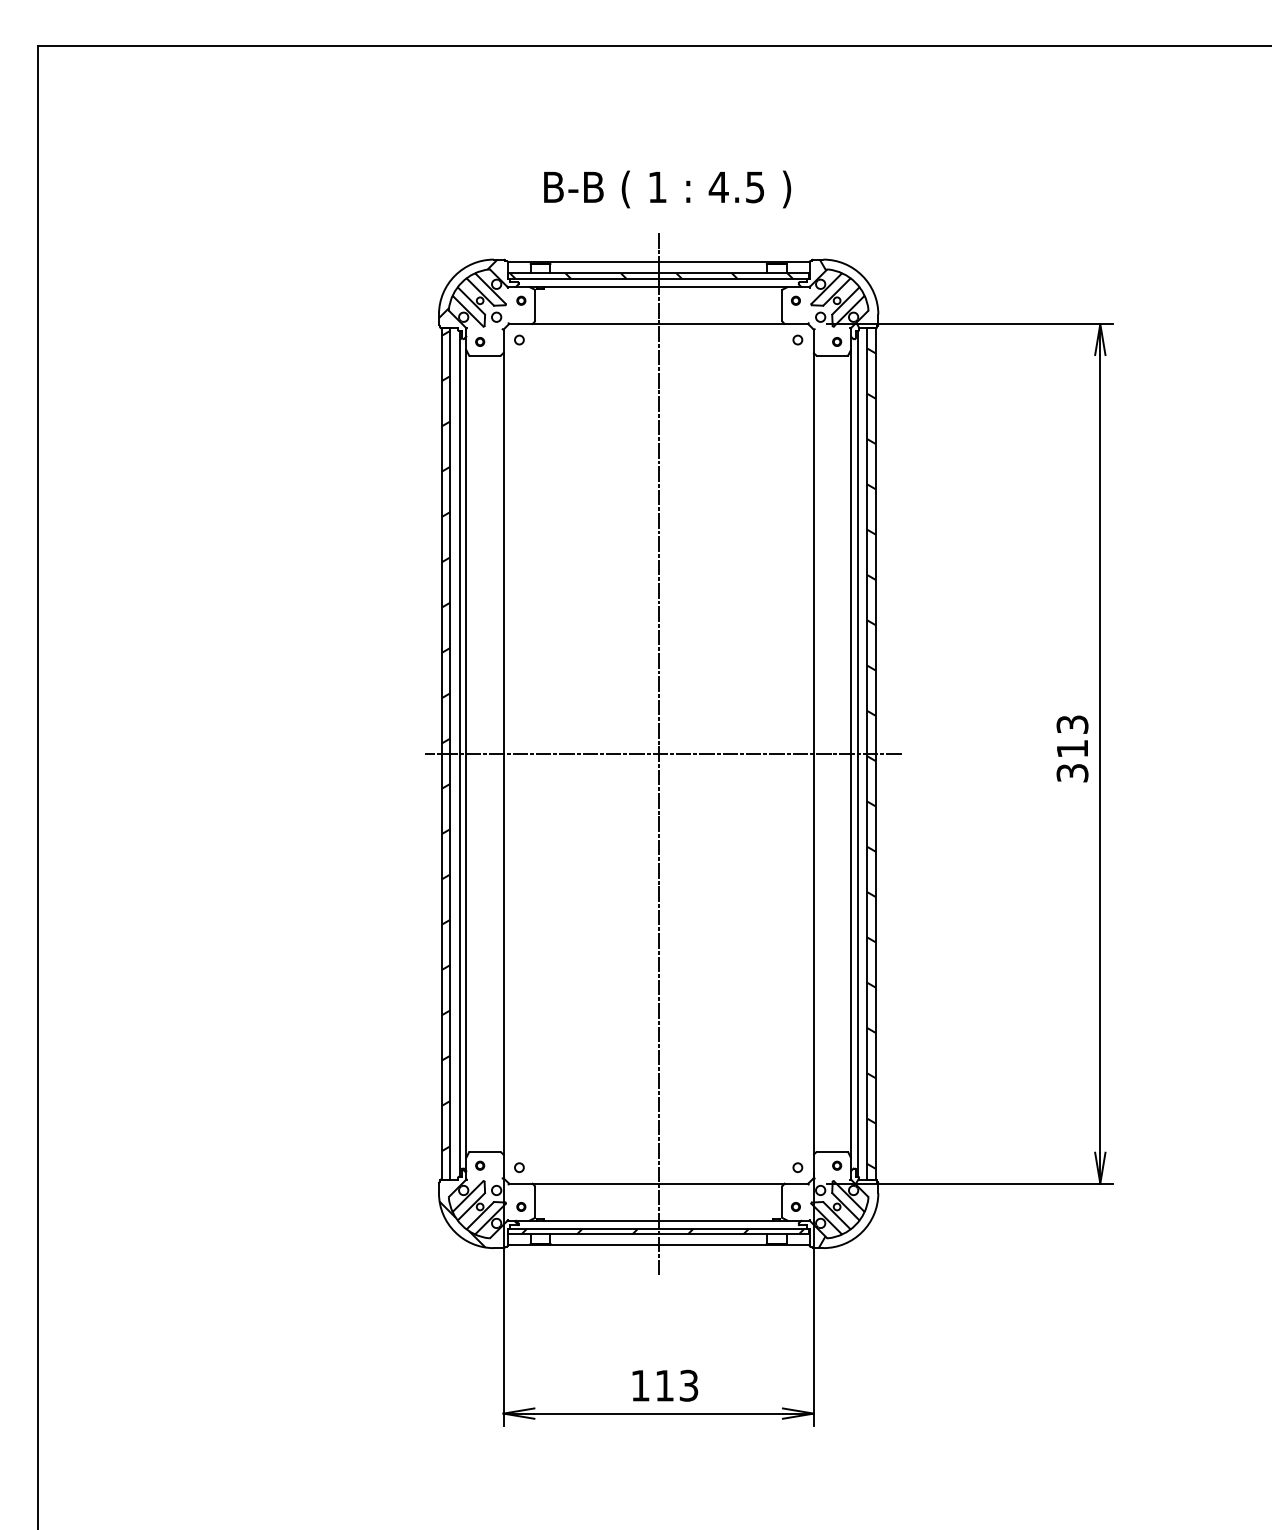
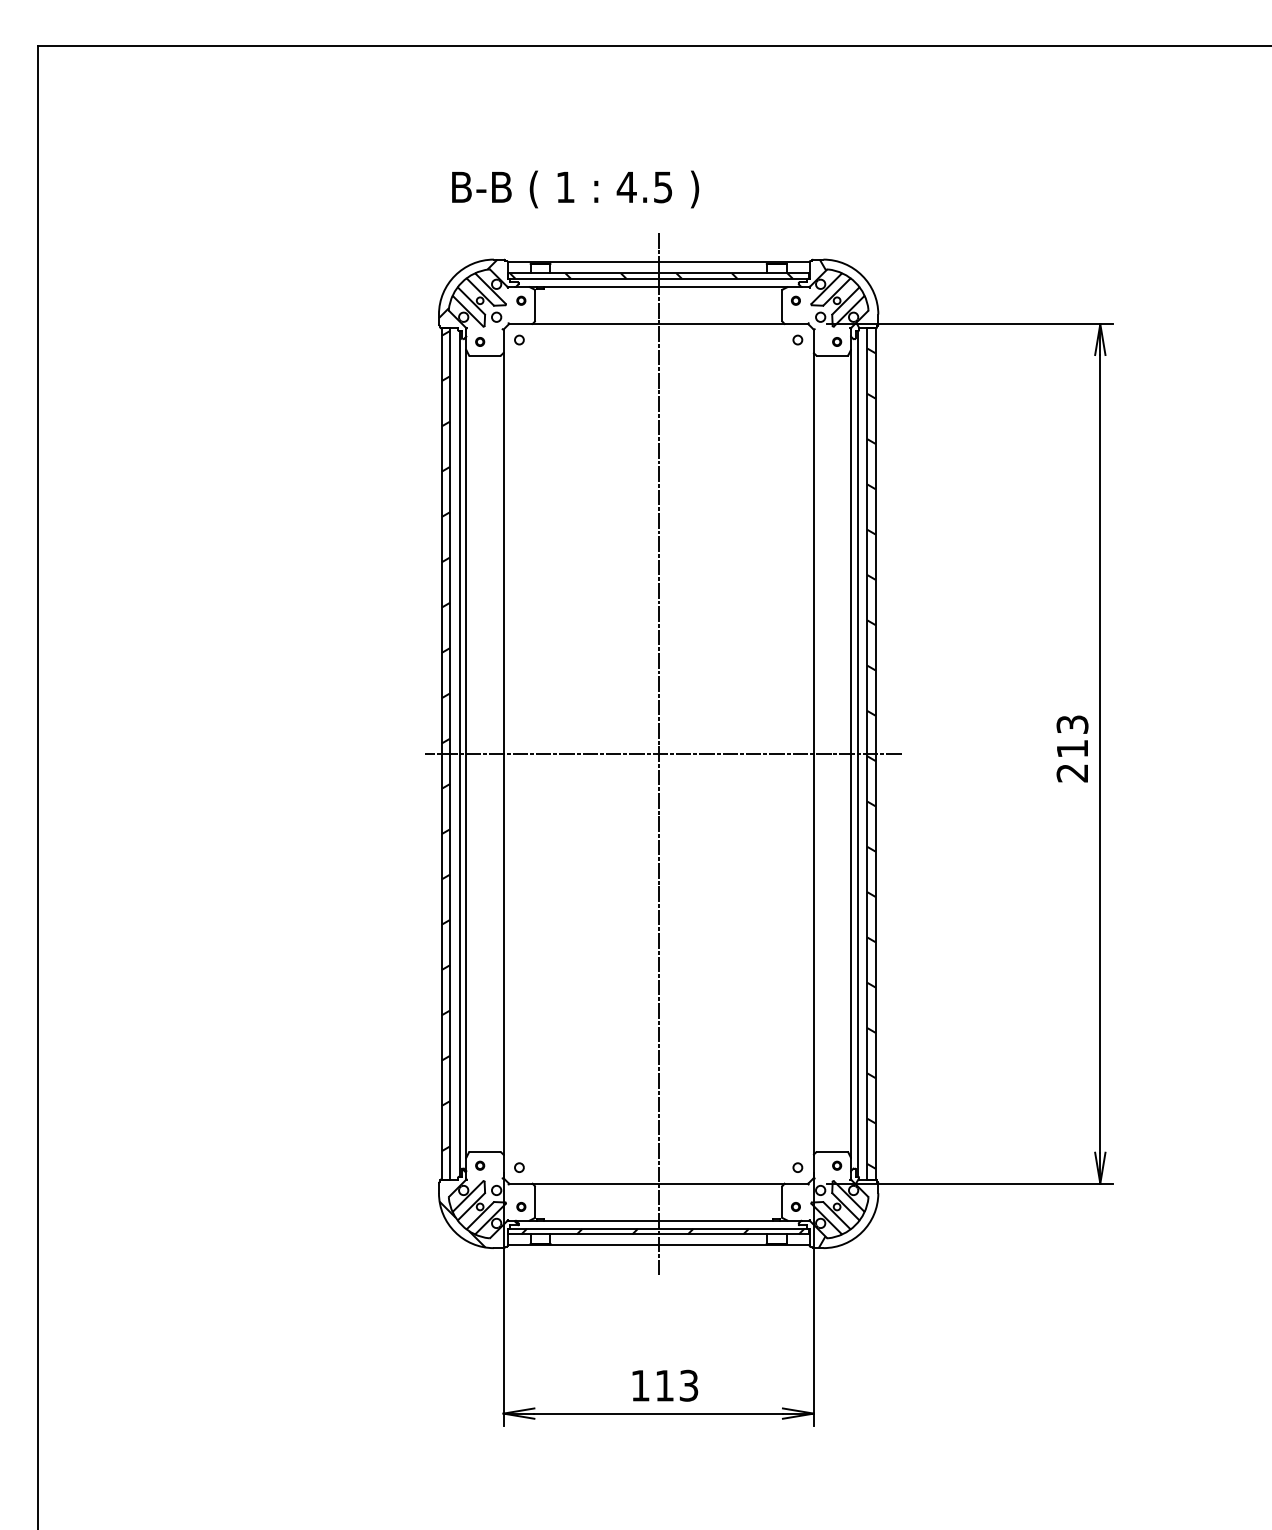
text position: (667, 189) -> (575, 189) (575, 189)
text: 313 -> 213 (1072, 773)
